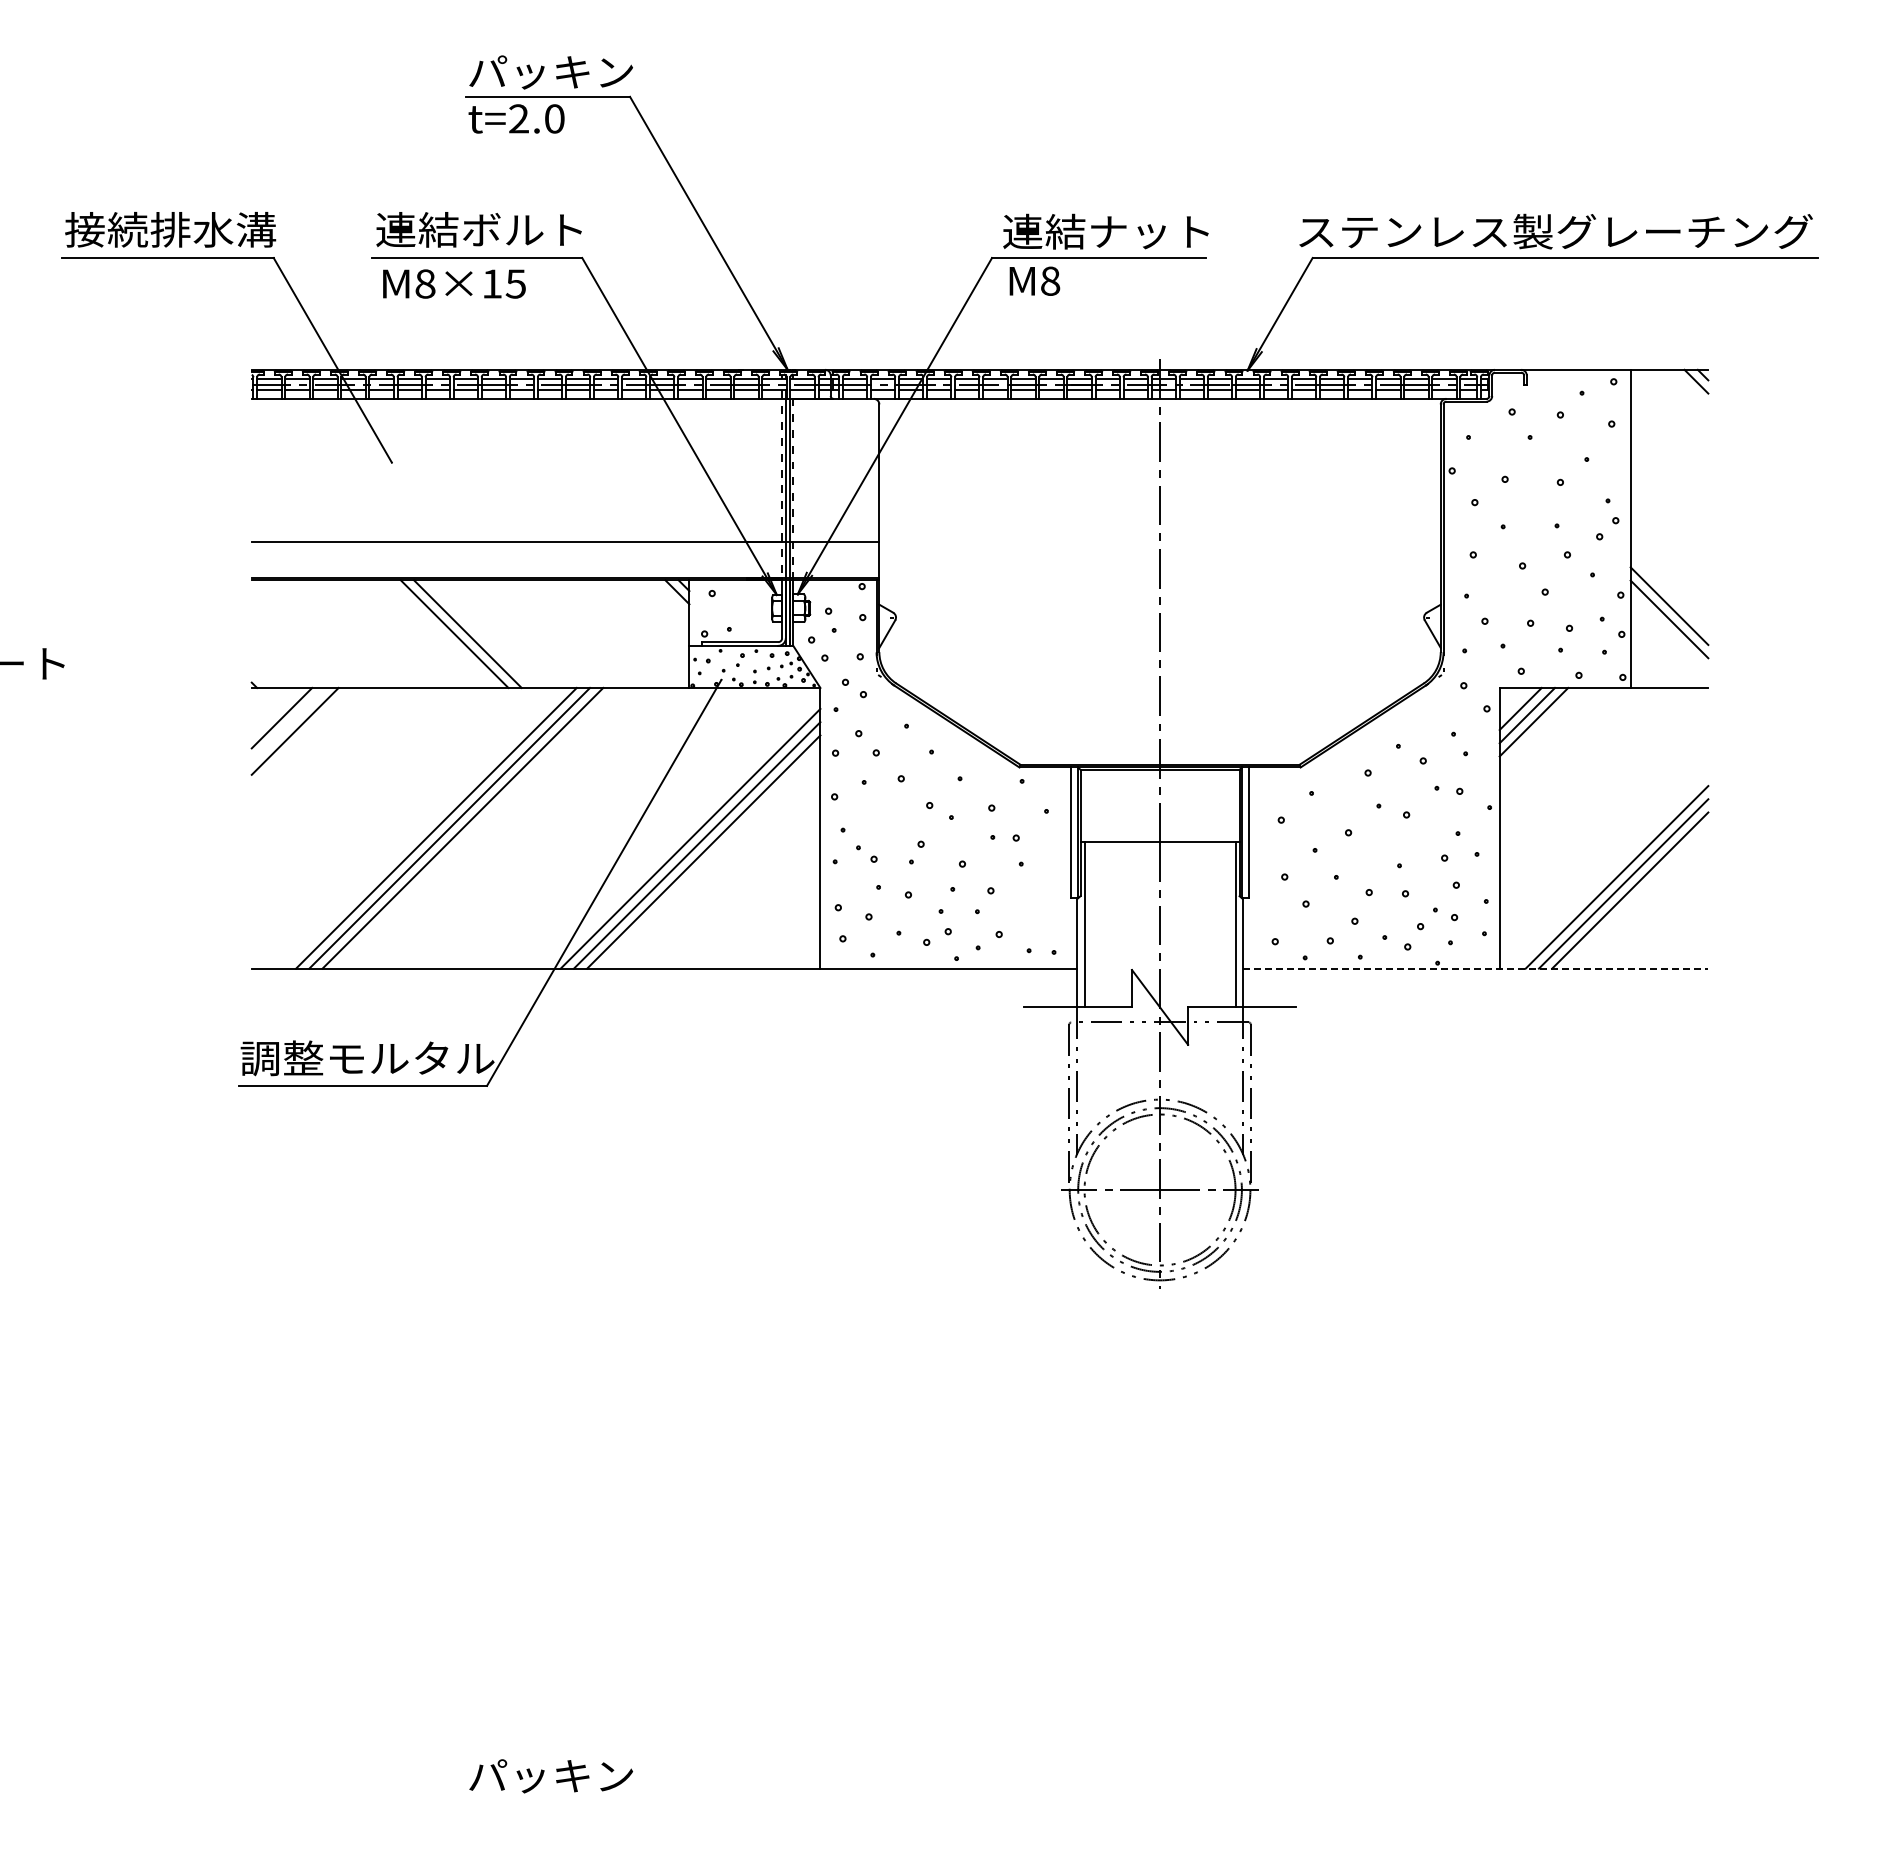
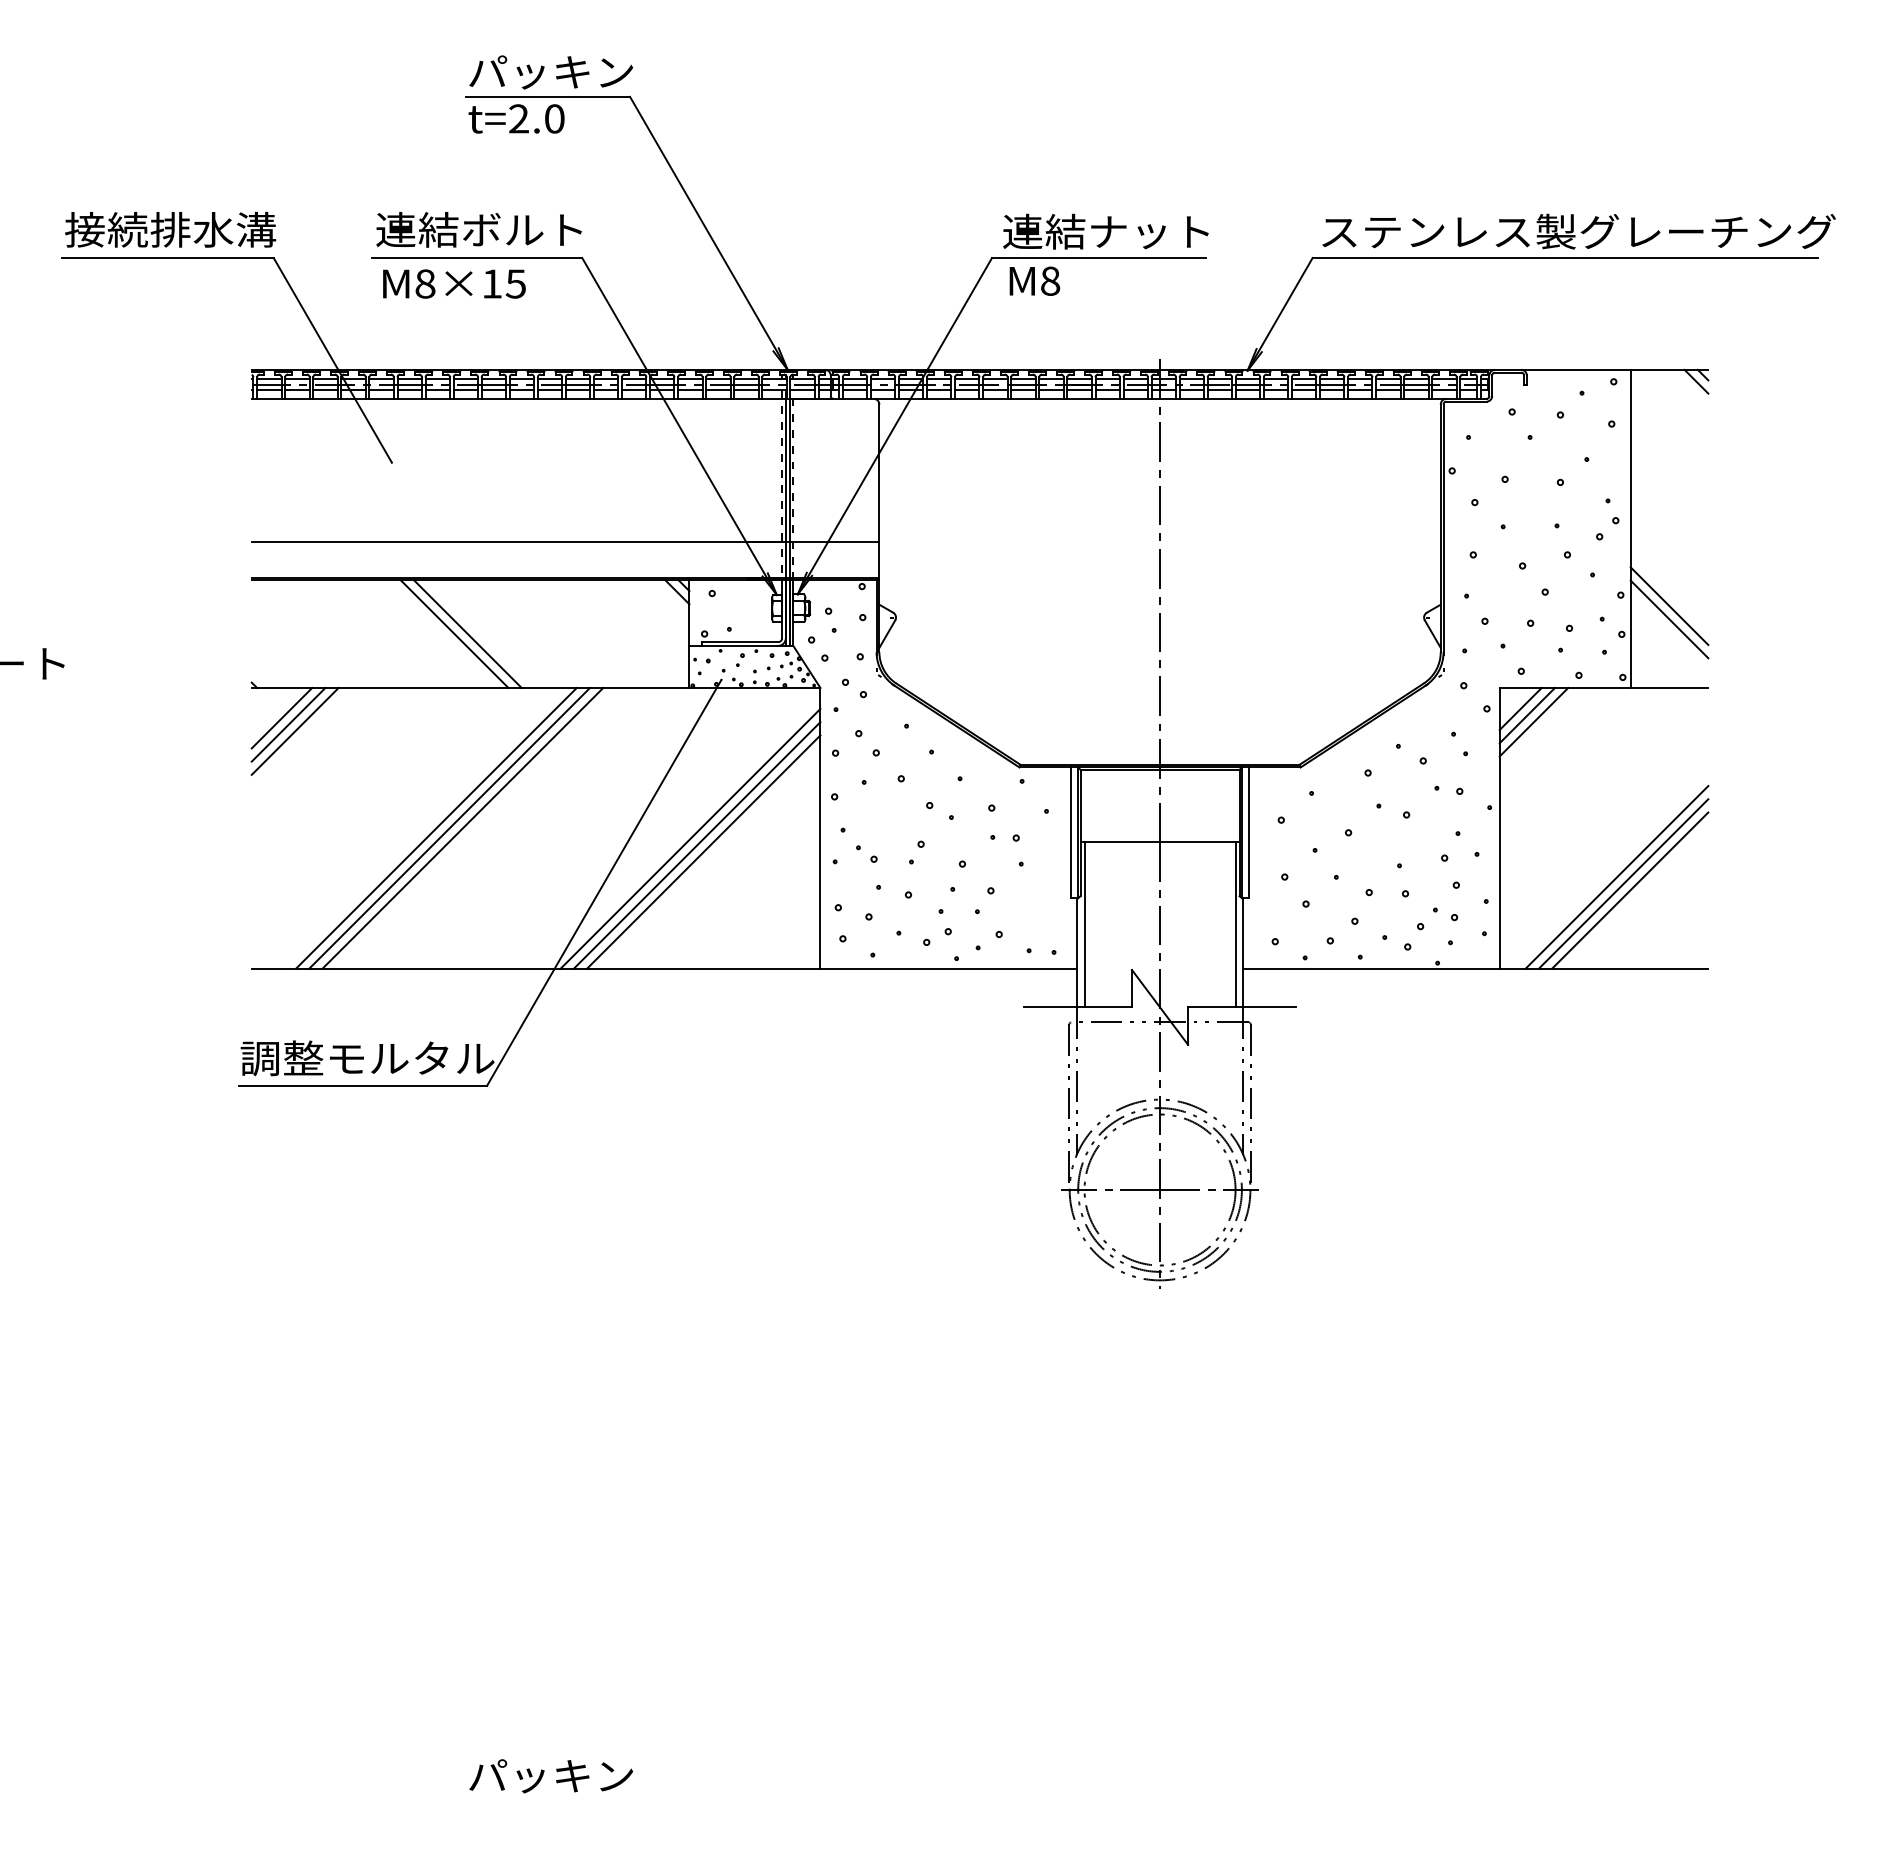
text position: (1555, 231) -> (1578, 231) (1578, 231)
line: none -> present (288, 724)
line: dashed -> solid (1476, 968)
